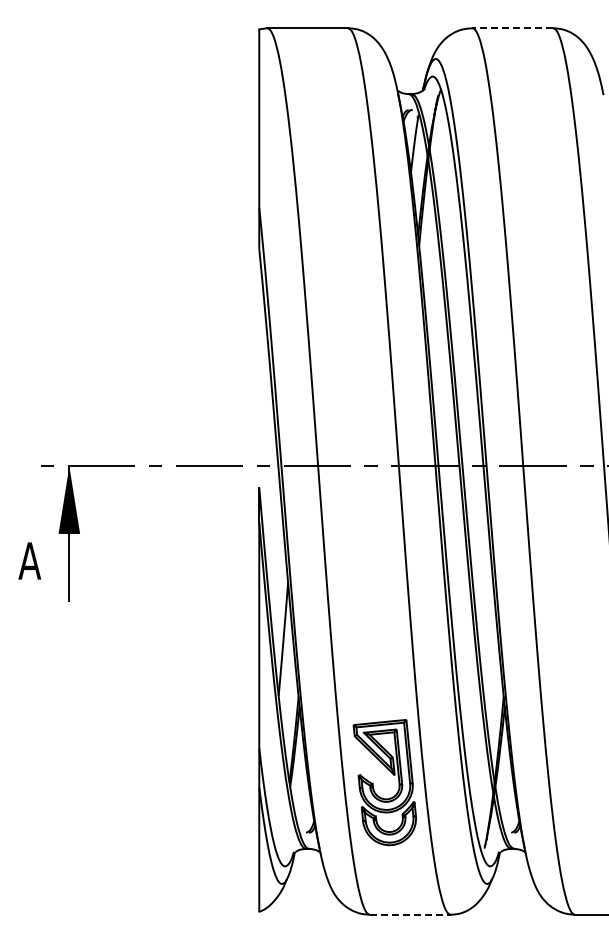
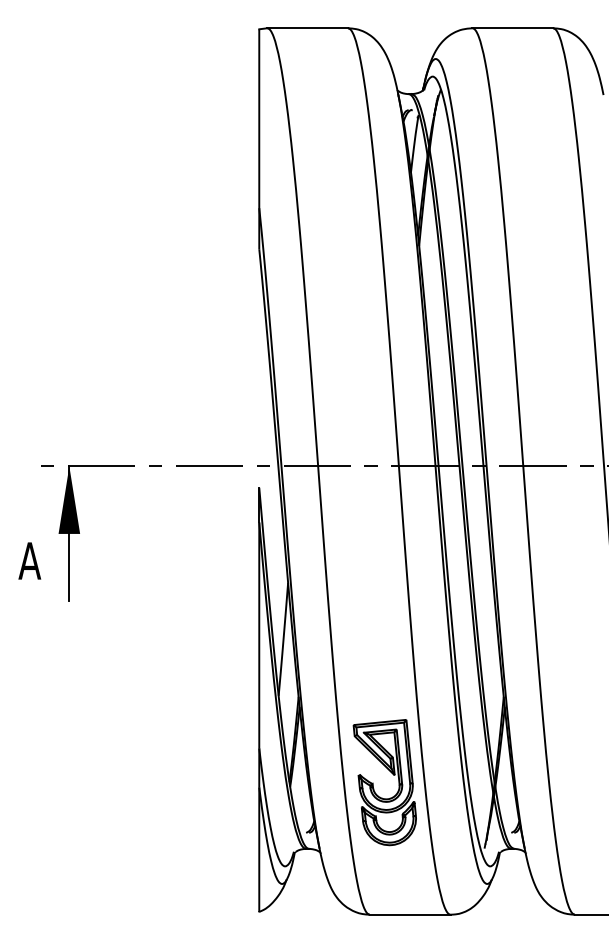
line: dashed -> solid (512, 28)
line: dashed -> solid (410, 914)
